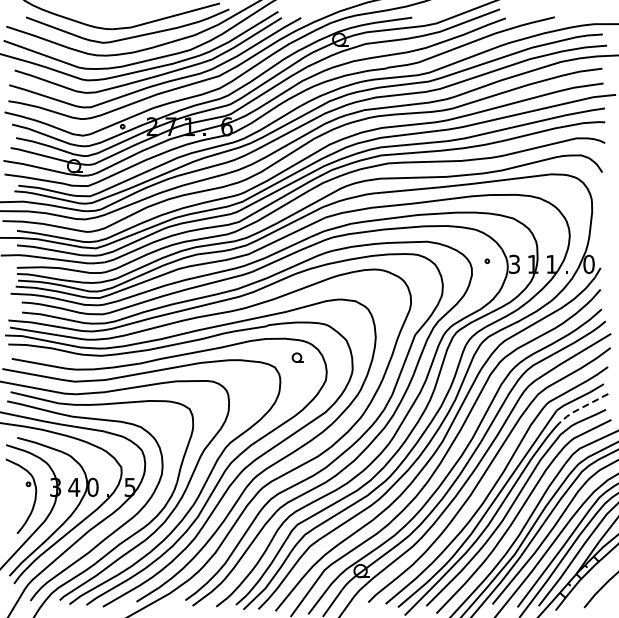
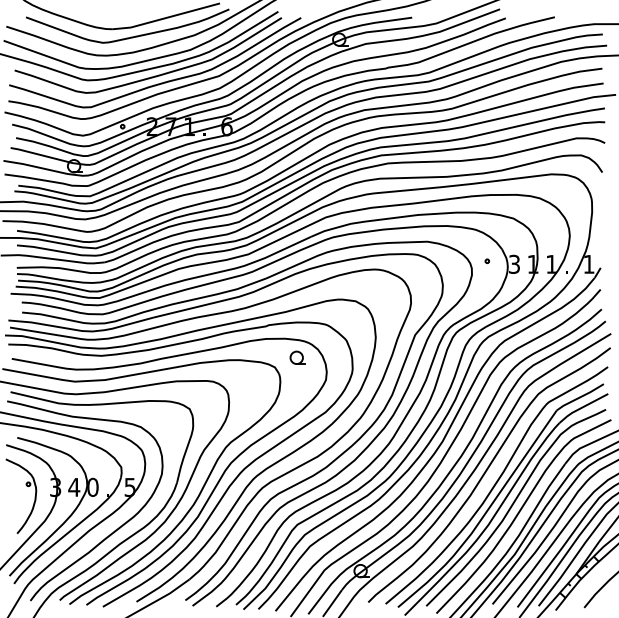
text: 0 -> 1 (588, 263)
part size: 13x11 px -> 17x15 px (297, 357)
line: dashed -> solid (581, 408)
